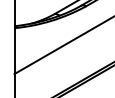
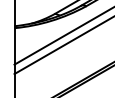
line: none -> present (62, 36)
